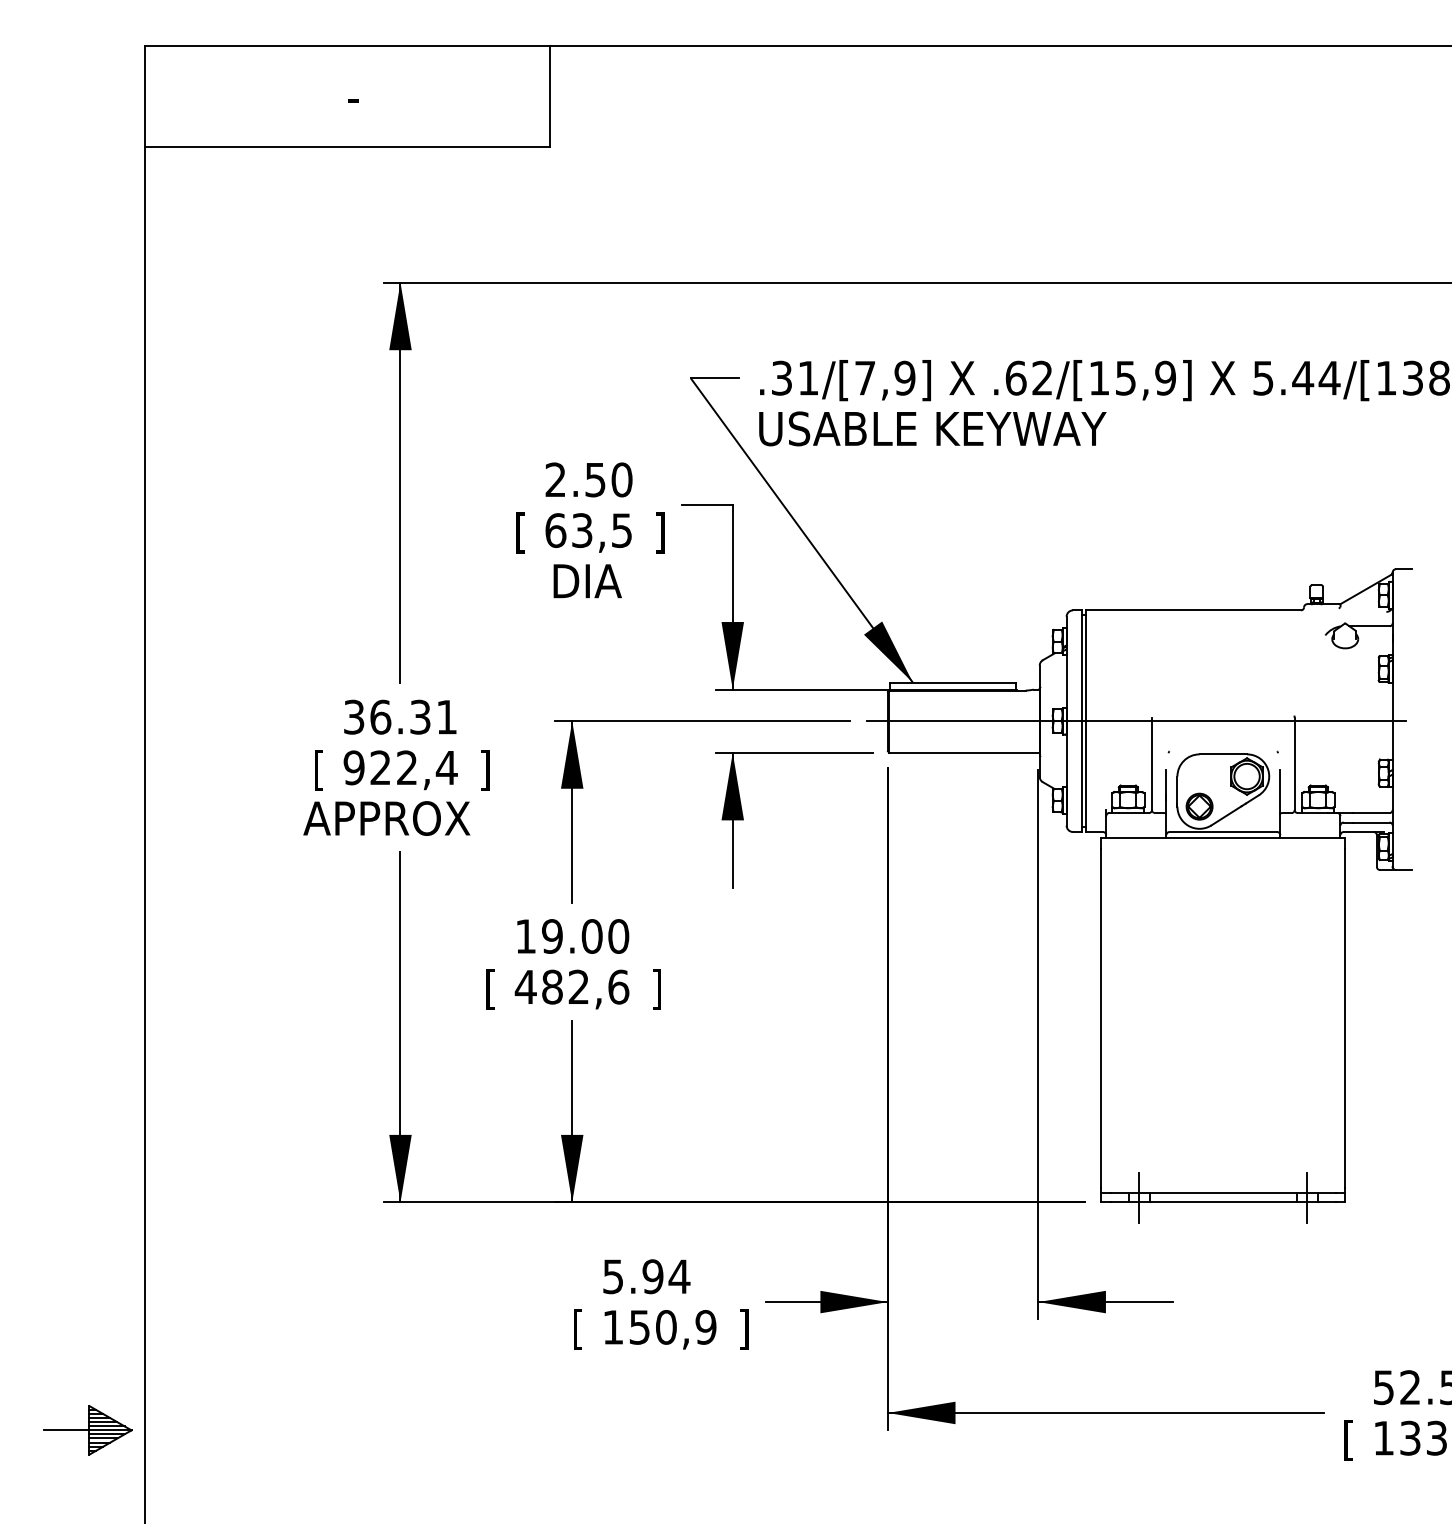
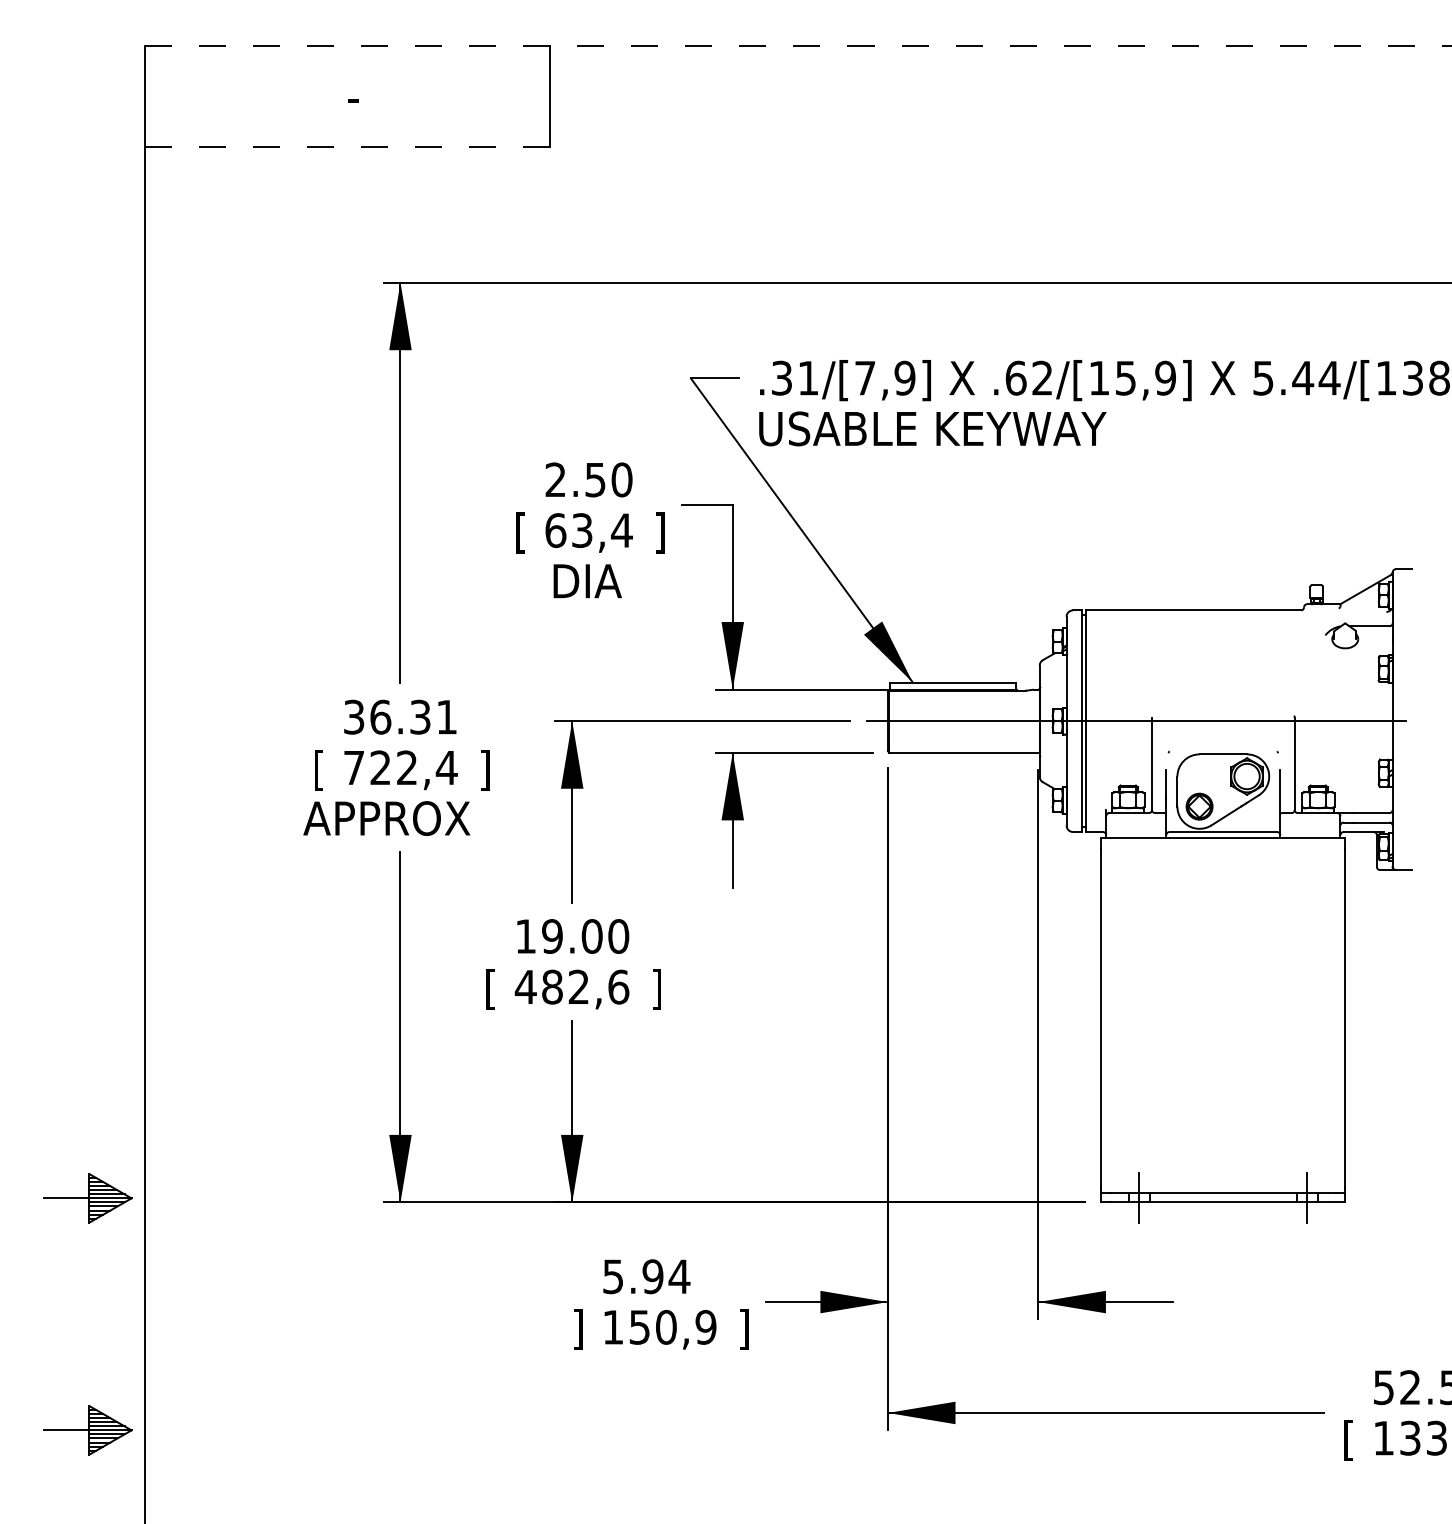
line: solid -> dashed (798, 45)
line: solid -> dashed (347, 147)
text: 63,5 -> 63,4 (621, 530)
text: 922,4 -> 722,4 (353, 767)
part: none -> present (87, 1198)
text: [ -> ] (578, 1329)
